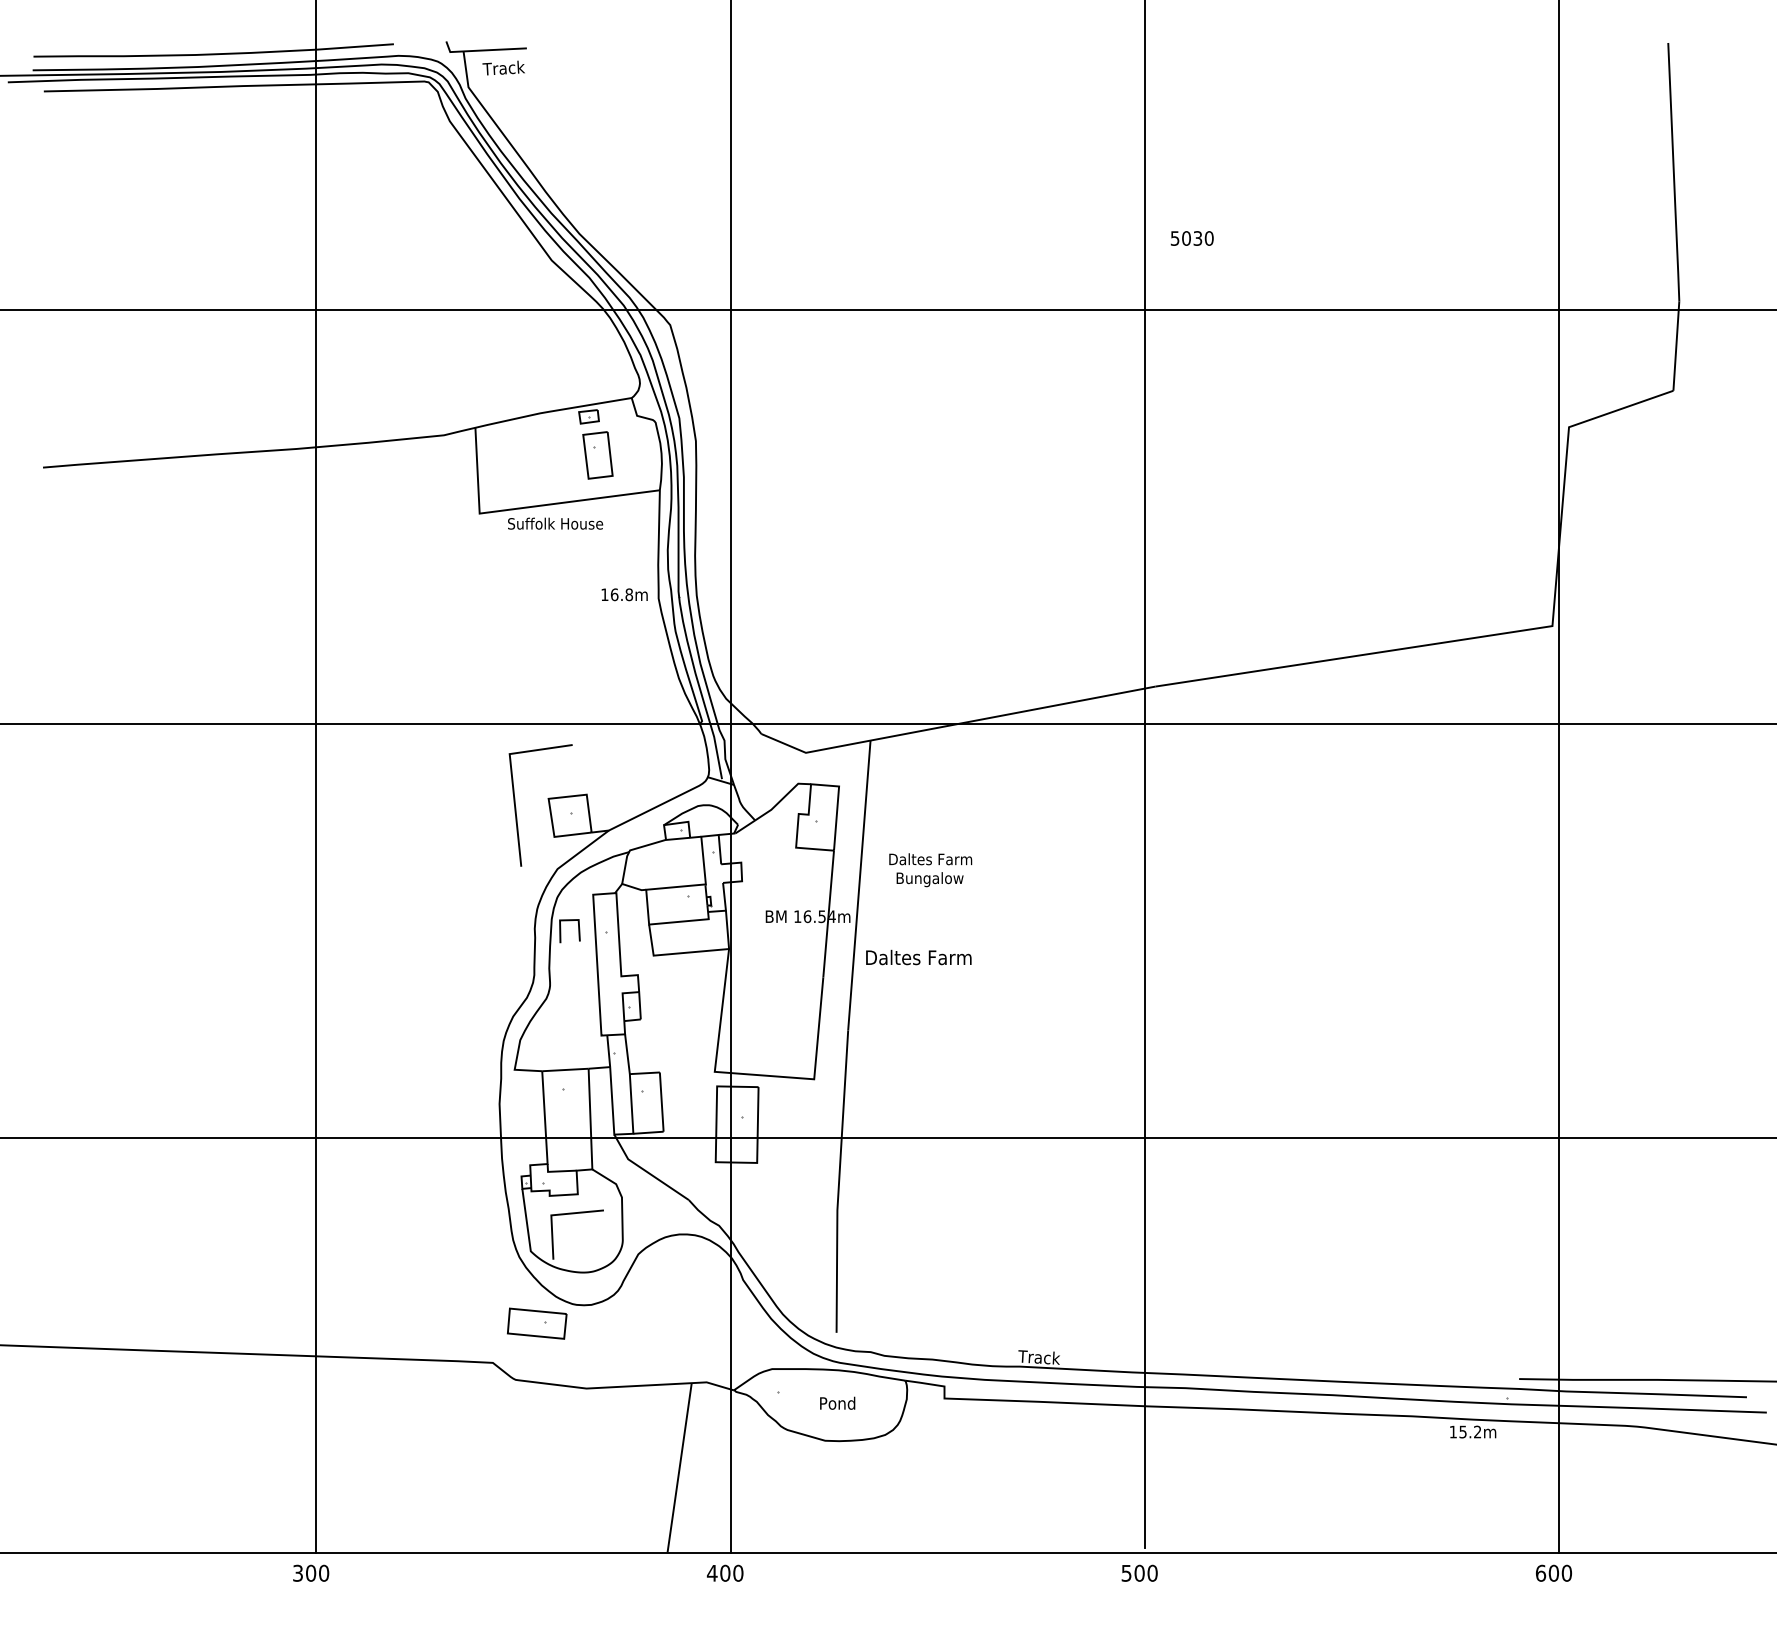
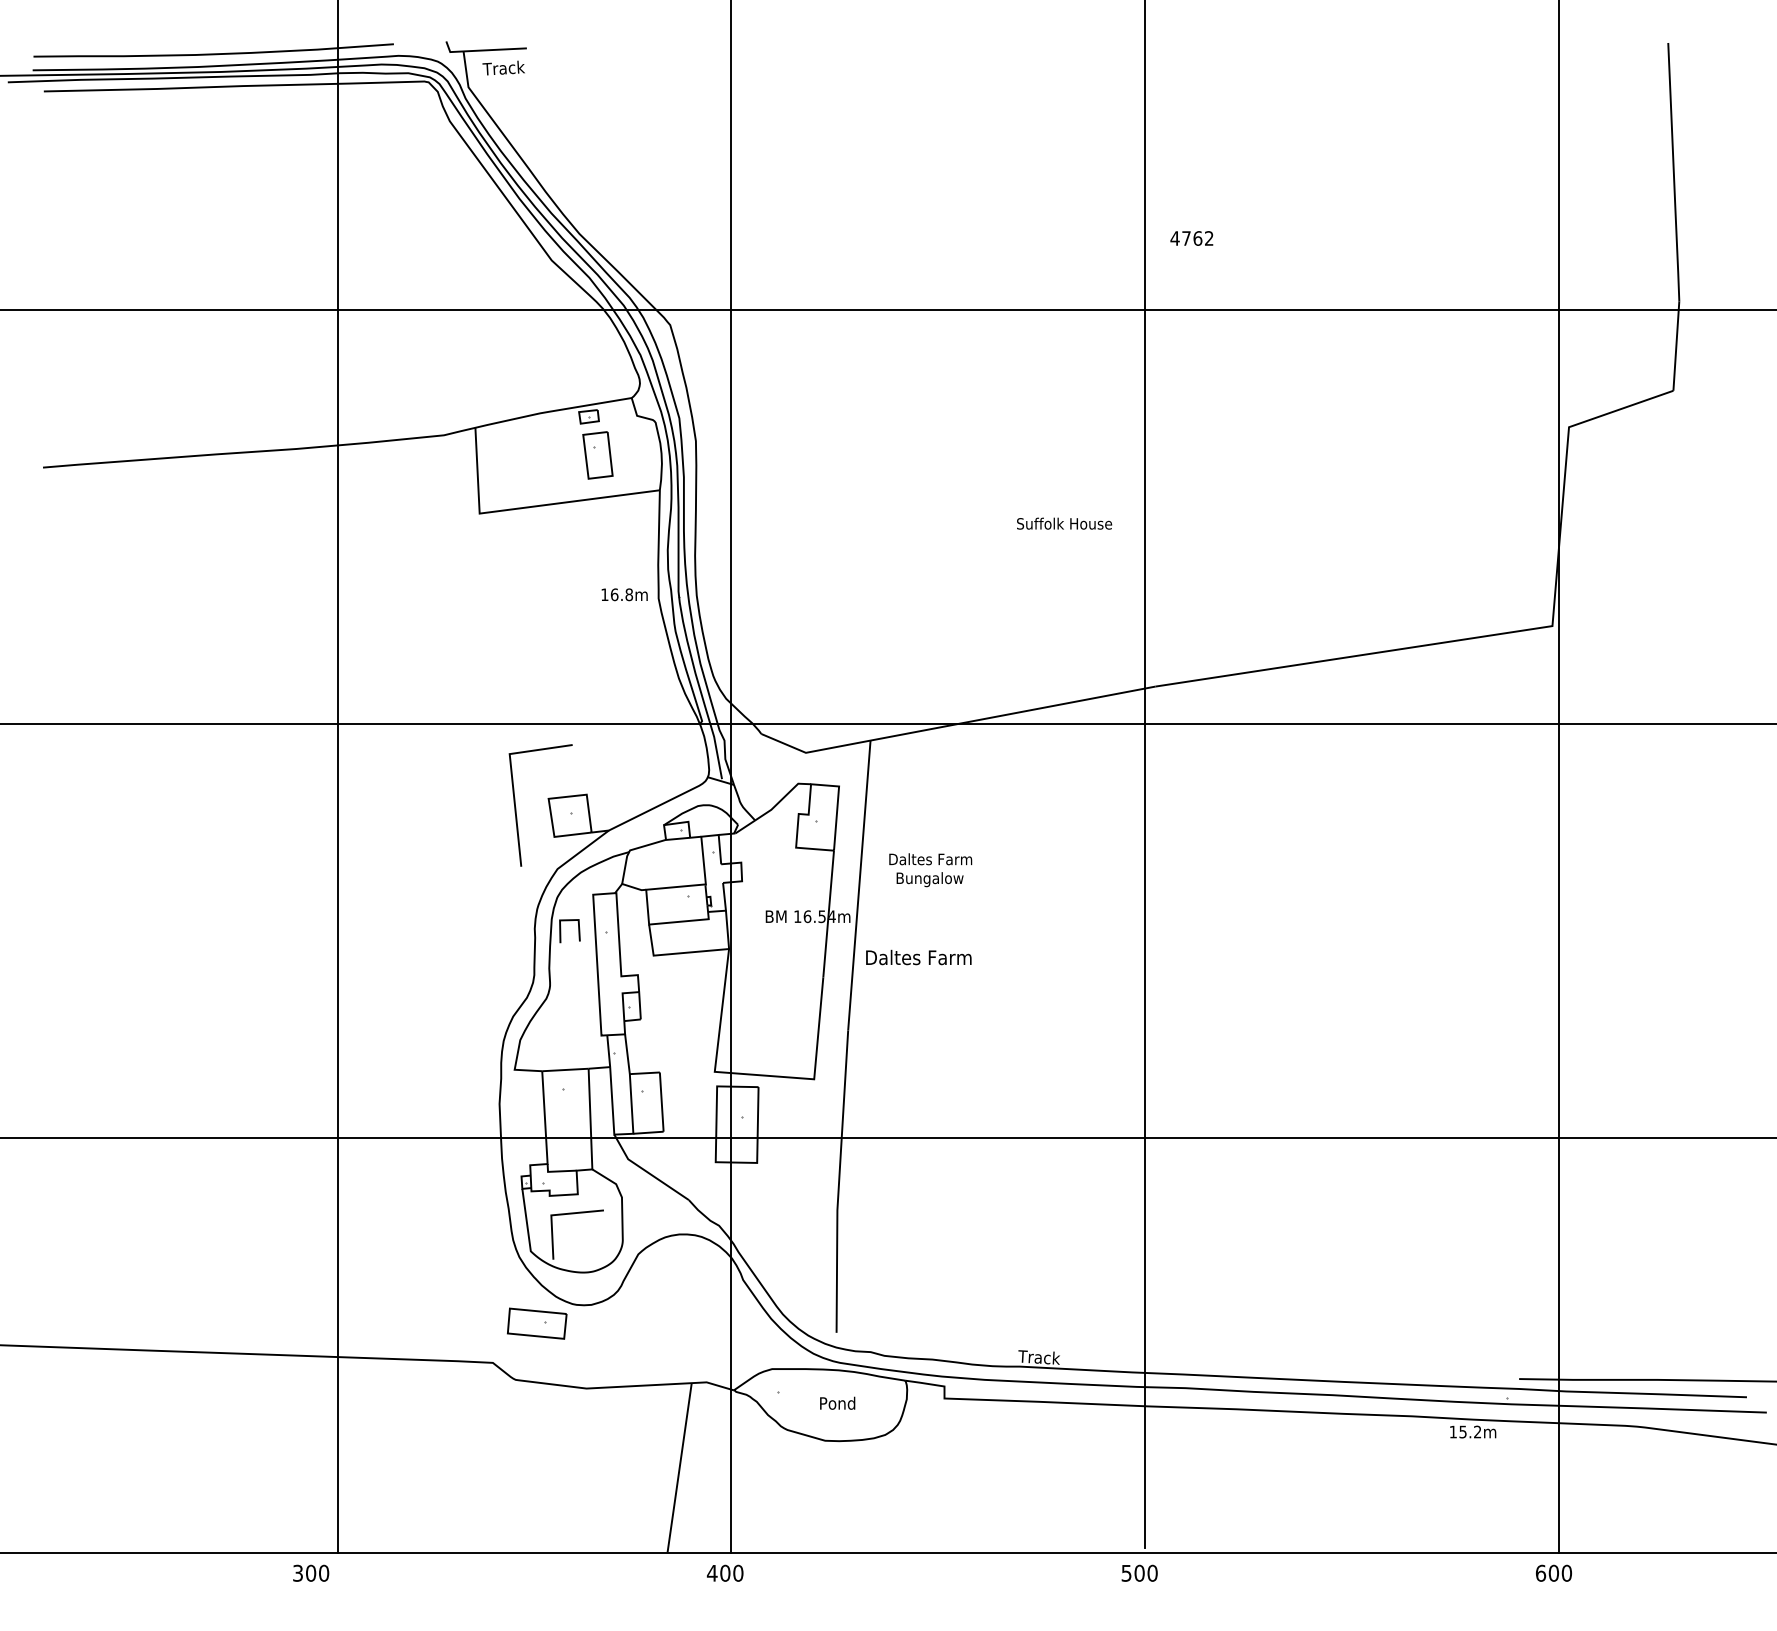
text: 5030 -> 4762 (1191, 238)
text position: (555, 523) -> (1064, 523) (1064, 523)
line position: (316, 777) -> (338, 777) (338, 777)
